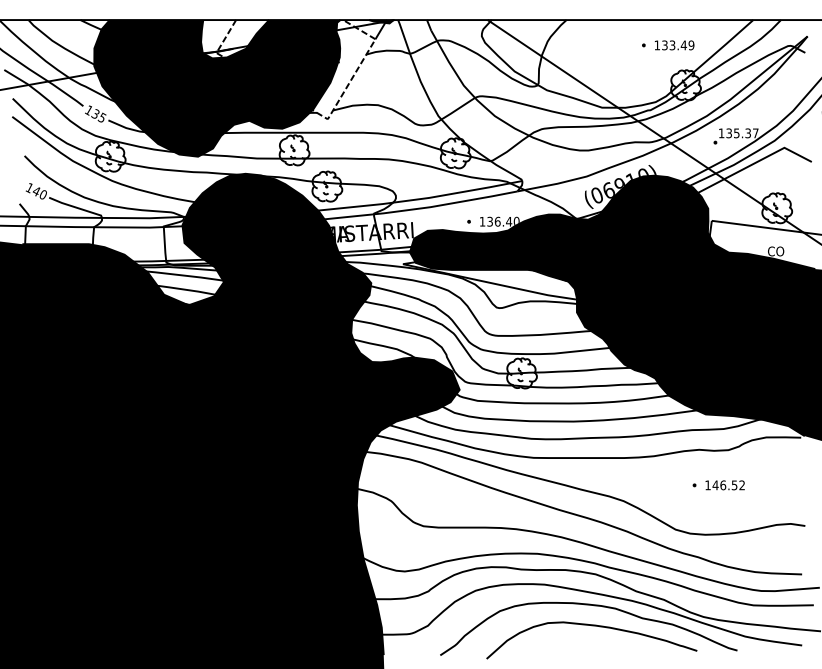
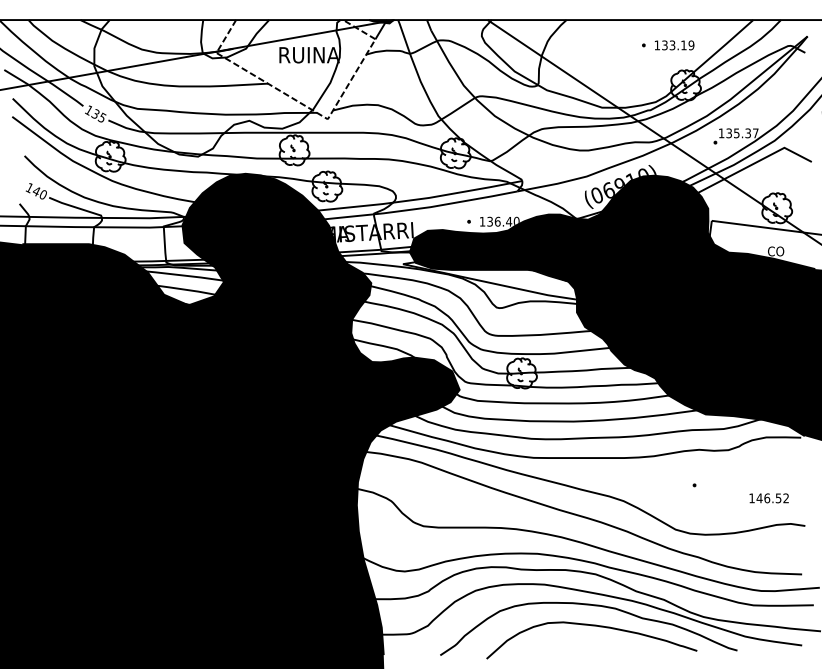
text: 133.49 -> 133.19 (683, 45)
fill: present -> none (217, 88)
text position: (724, 485) -> (768, 498) (768, 498)
